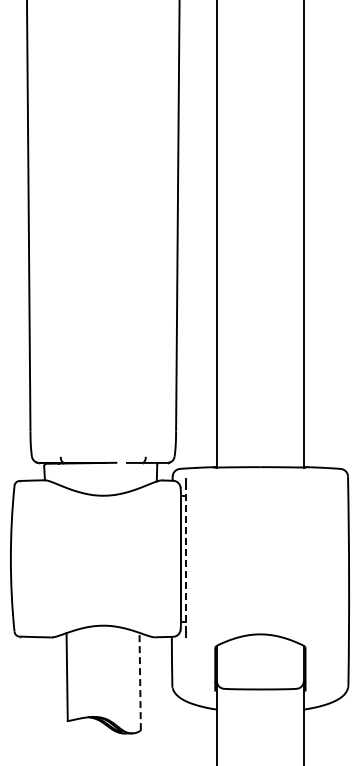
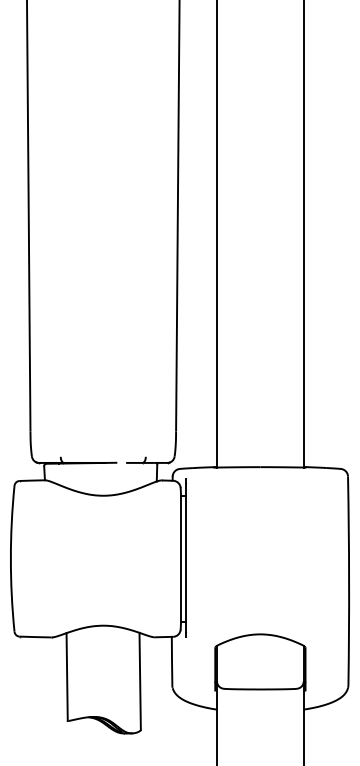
line: dashed -> solid (186, 557)
line: dashed -> solid (140, 681)
